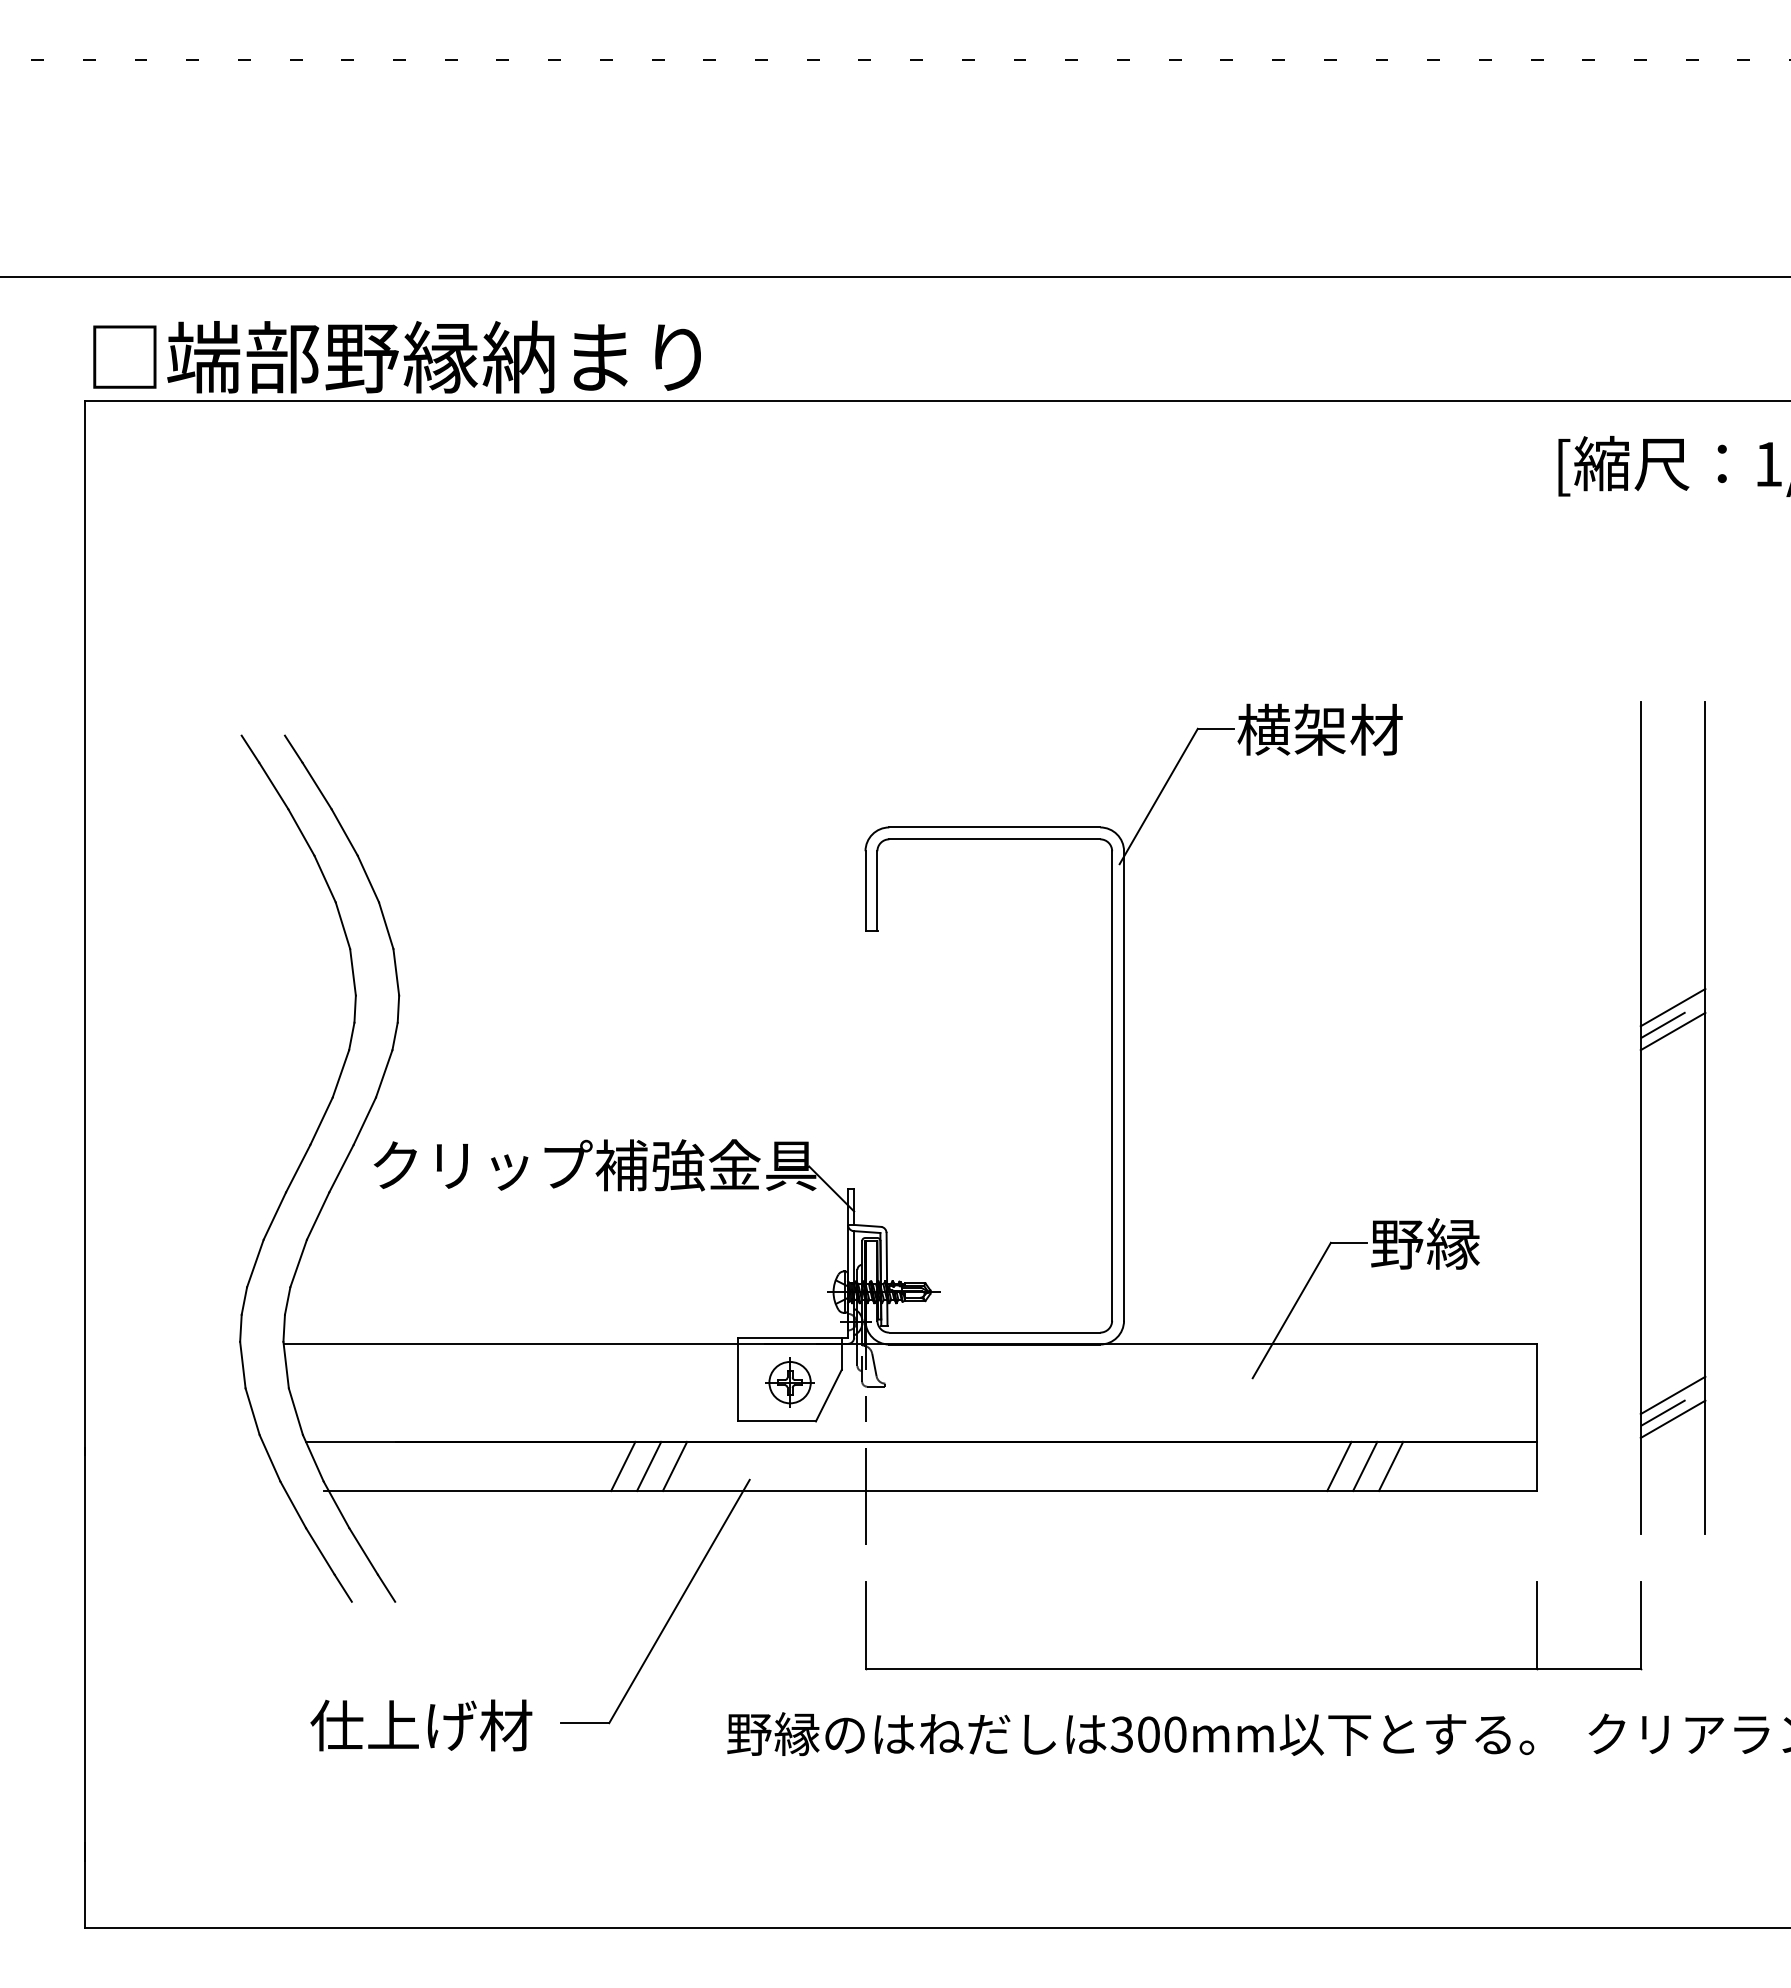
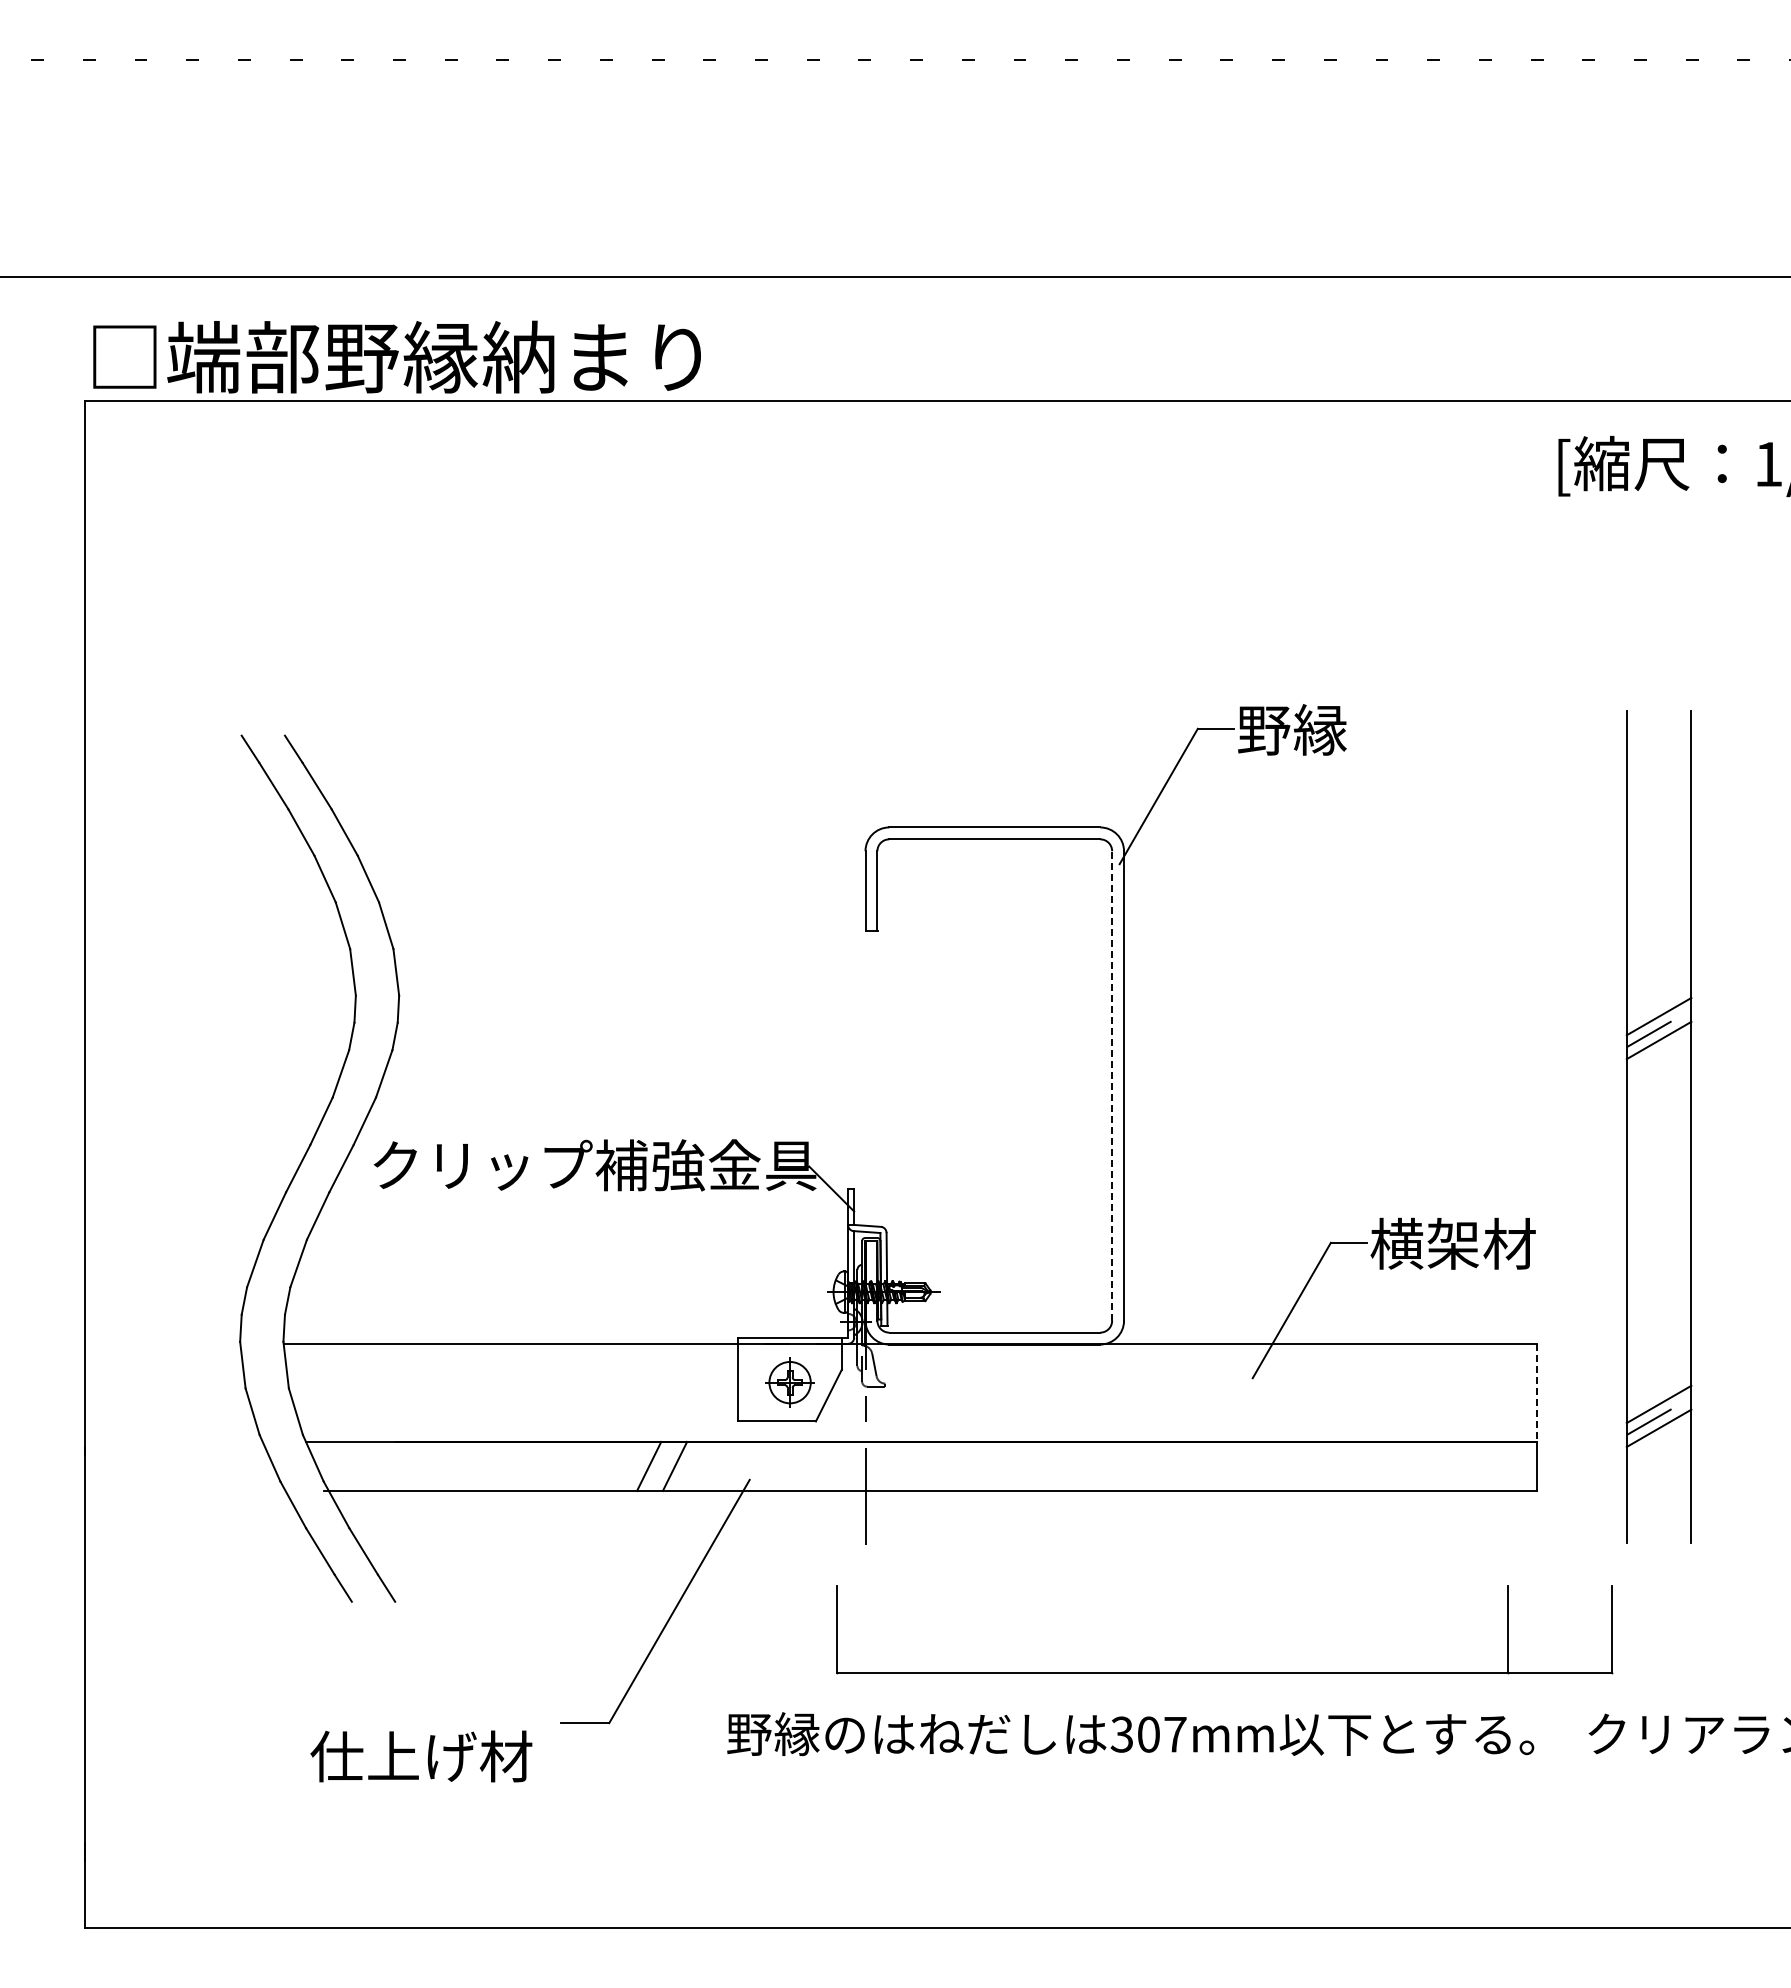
text: 横架材 -> 野縁 (1319, 729)
line: solid -> dashed (1112, 1086)
part position: (1672, 1117) -> (1658, 1126) (1658, 1126)
text: 野縁 -> 横架材 (1452, 1243)
line: solid -> dashed (1536, 1393)
line: present -> none (623, 1466)
line: present -> none (1339, 1466)
line: present -> none (1365, 1466)
line: present -> none (1390, 1466)
part position: (1253, 1668) -> (1224, 1672) (1224, 1672)
text position: (421, 1725) -> (421, 1756) (421, 1756)
text: 300mm -> 307mm (1175, 1734)
